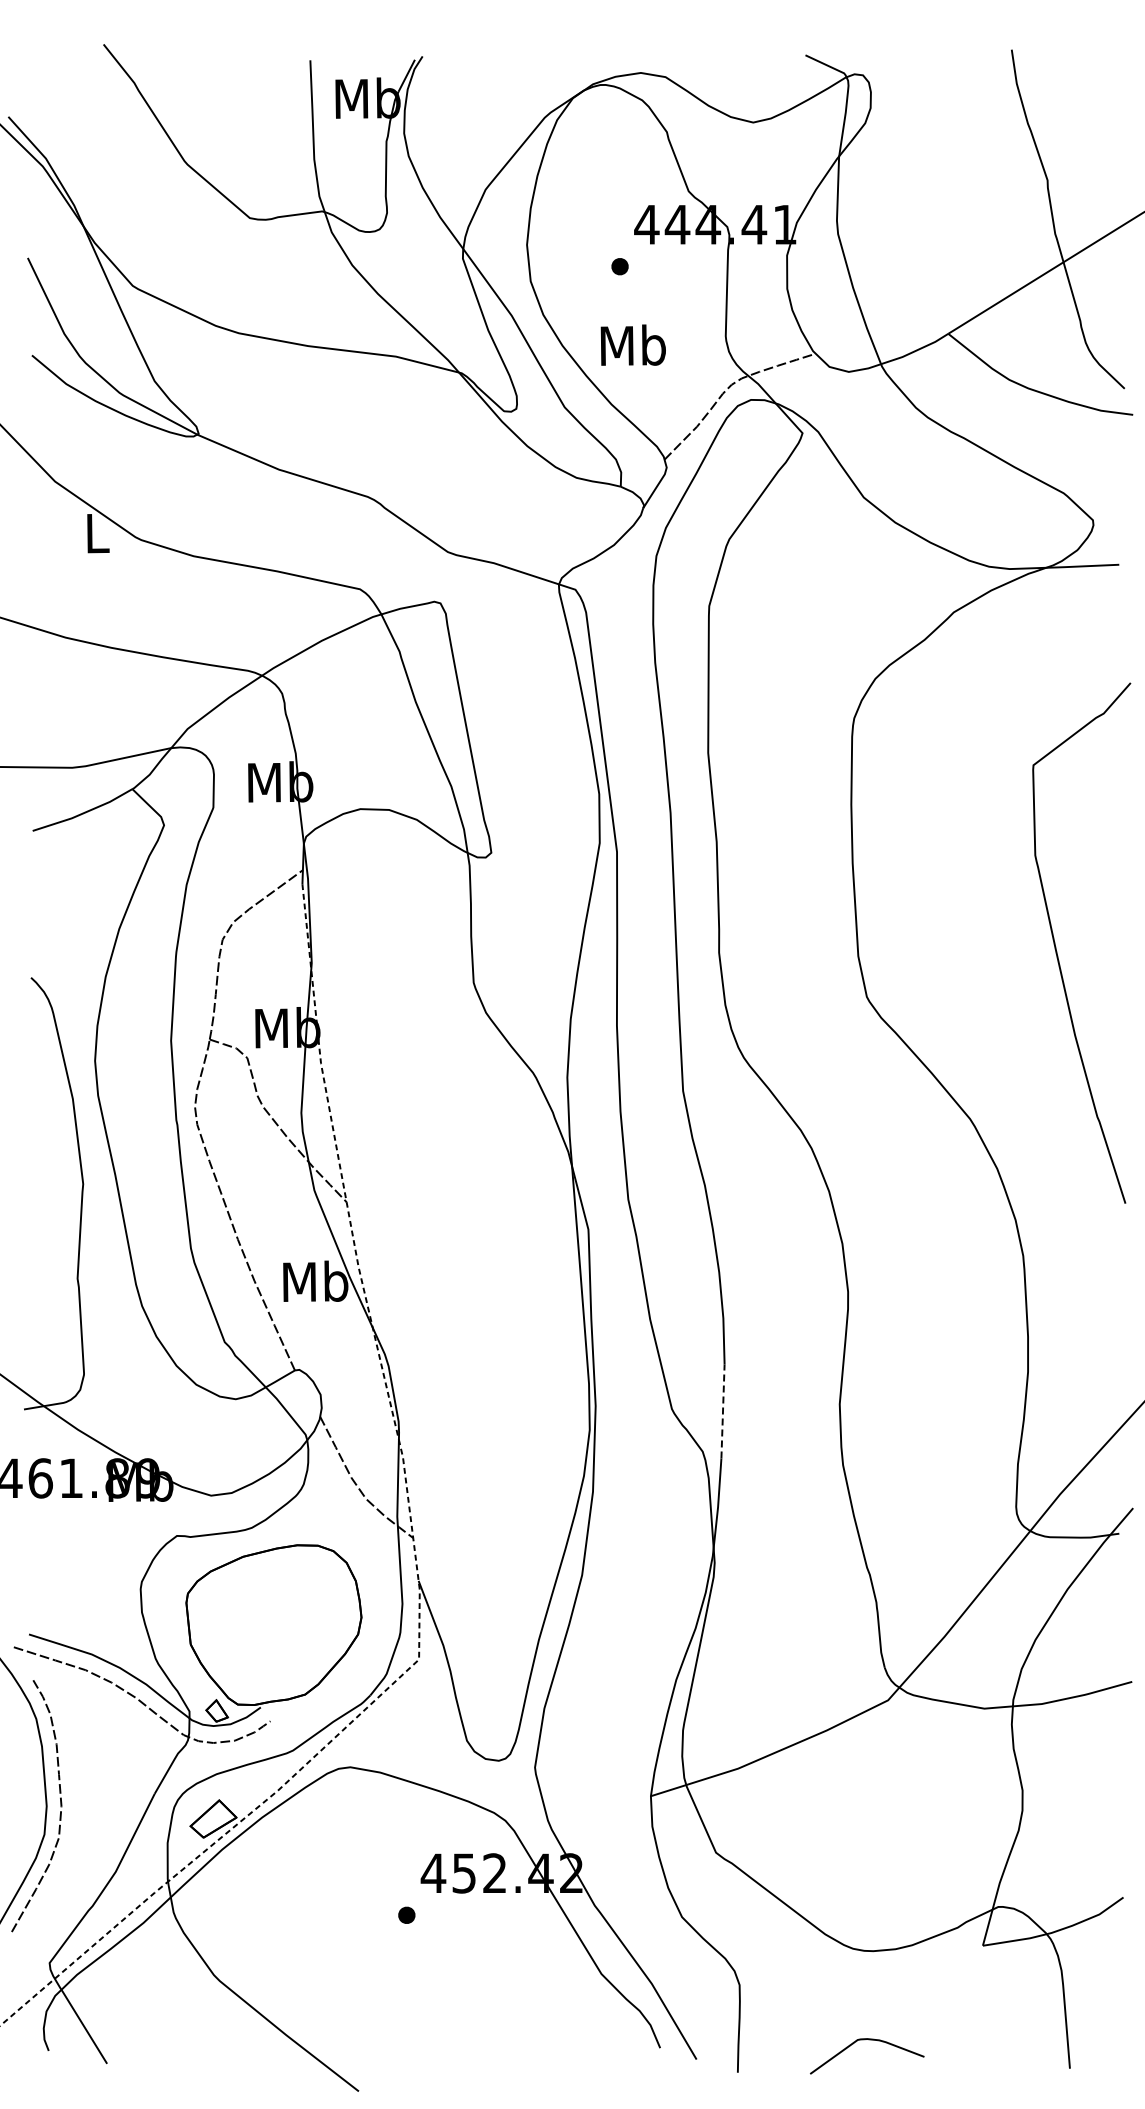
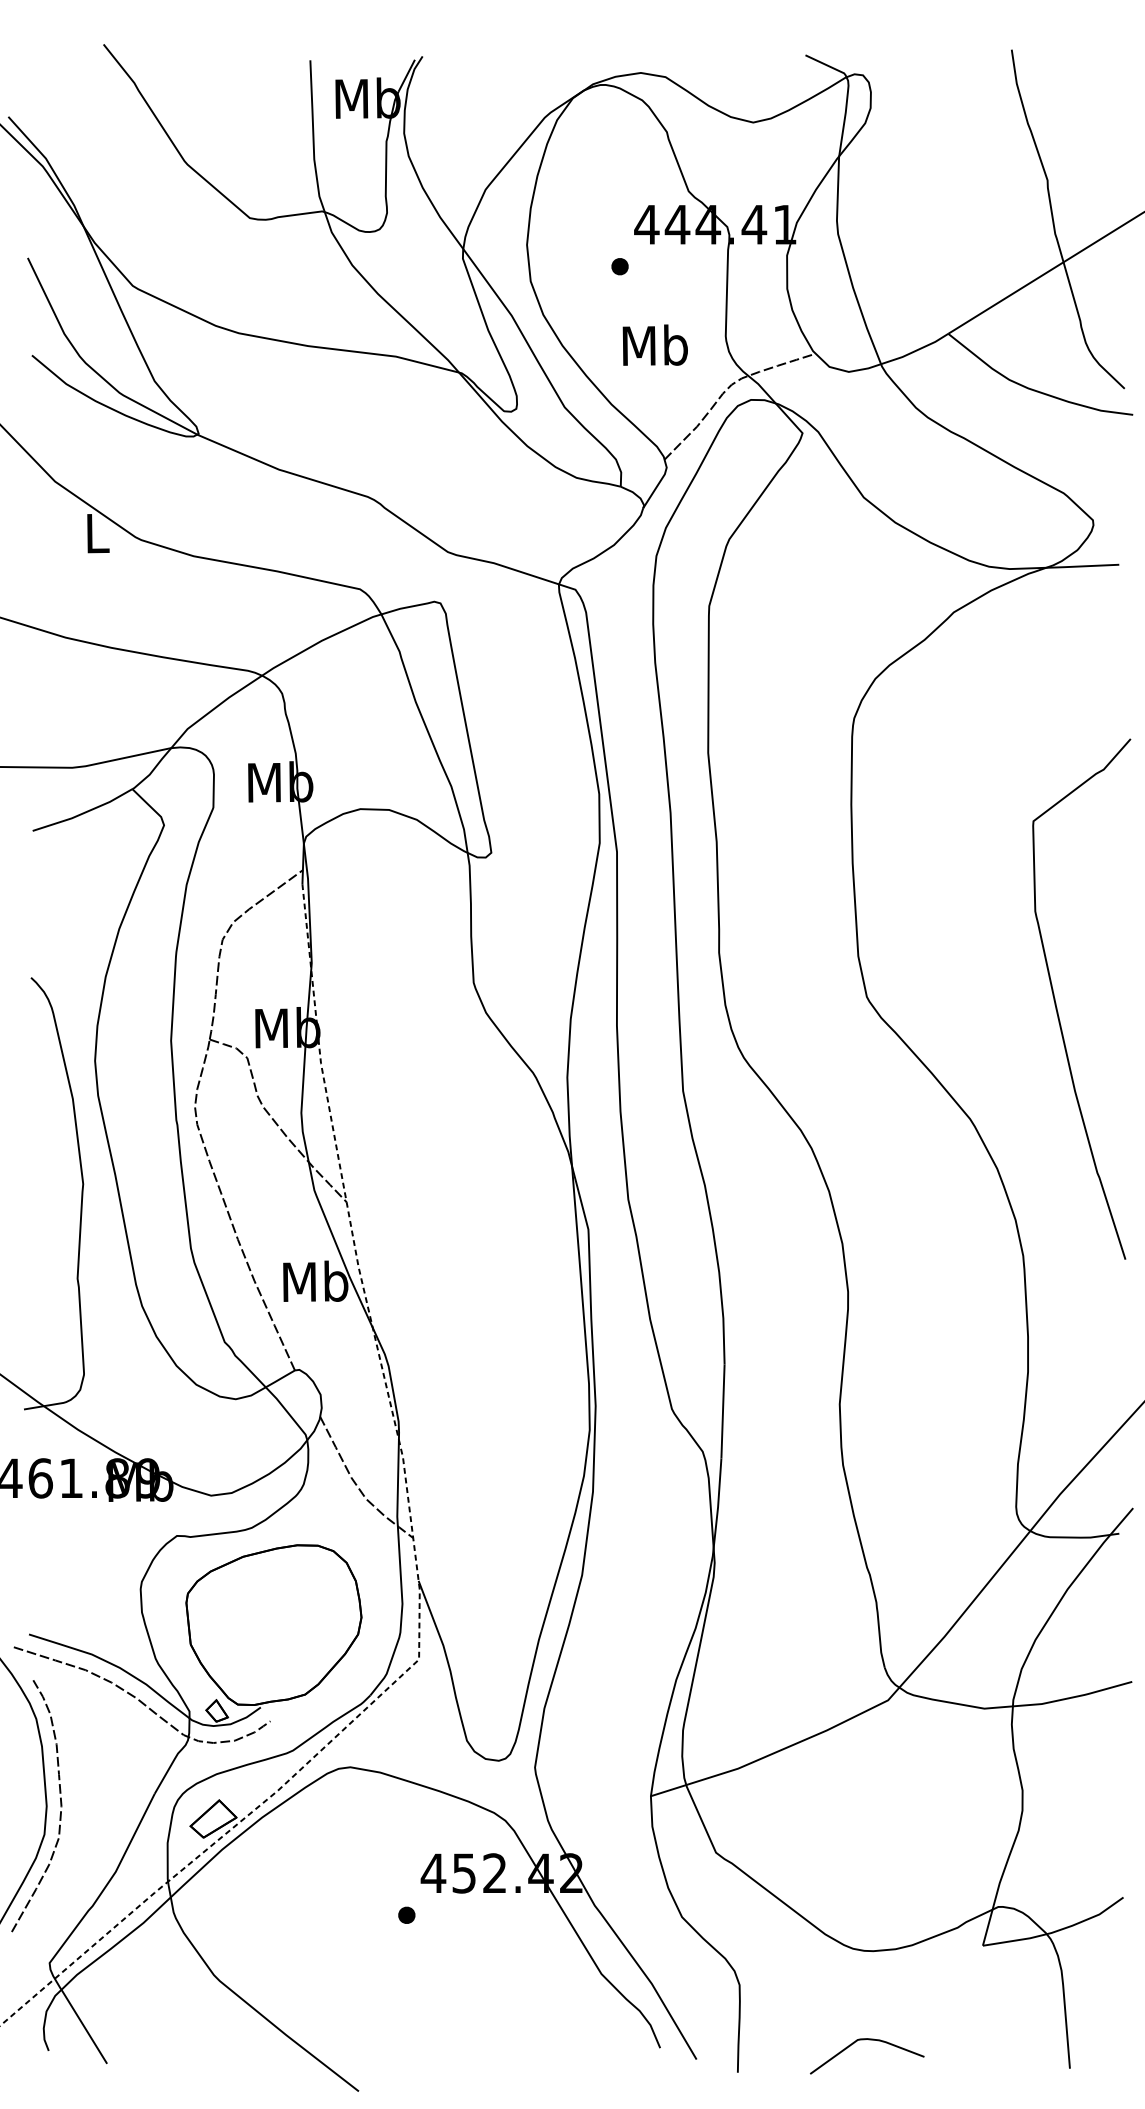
text position: (632, 344) -> (654, 344) (654, 344)
curve position: (1056, 946) -> (1056, 1002) (1056, 1002)
line: dashed -> solid (723, 1410)
